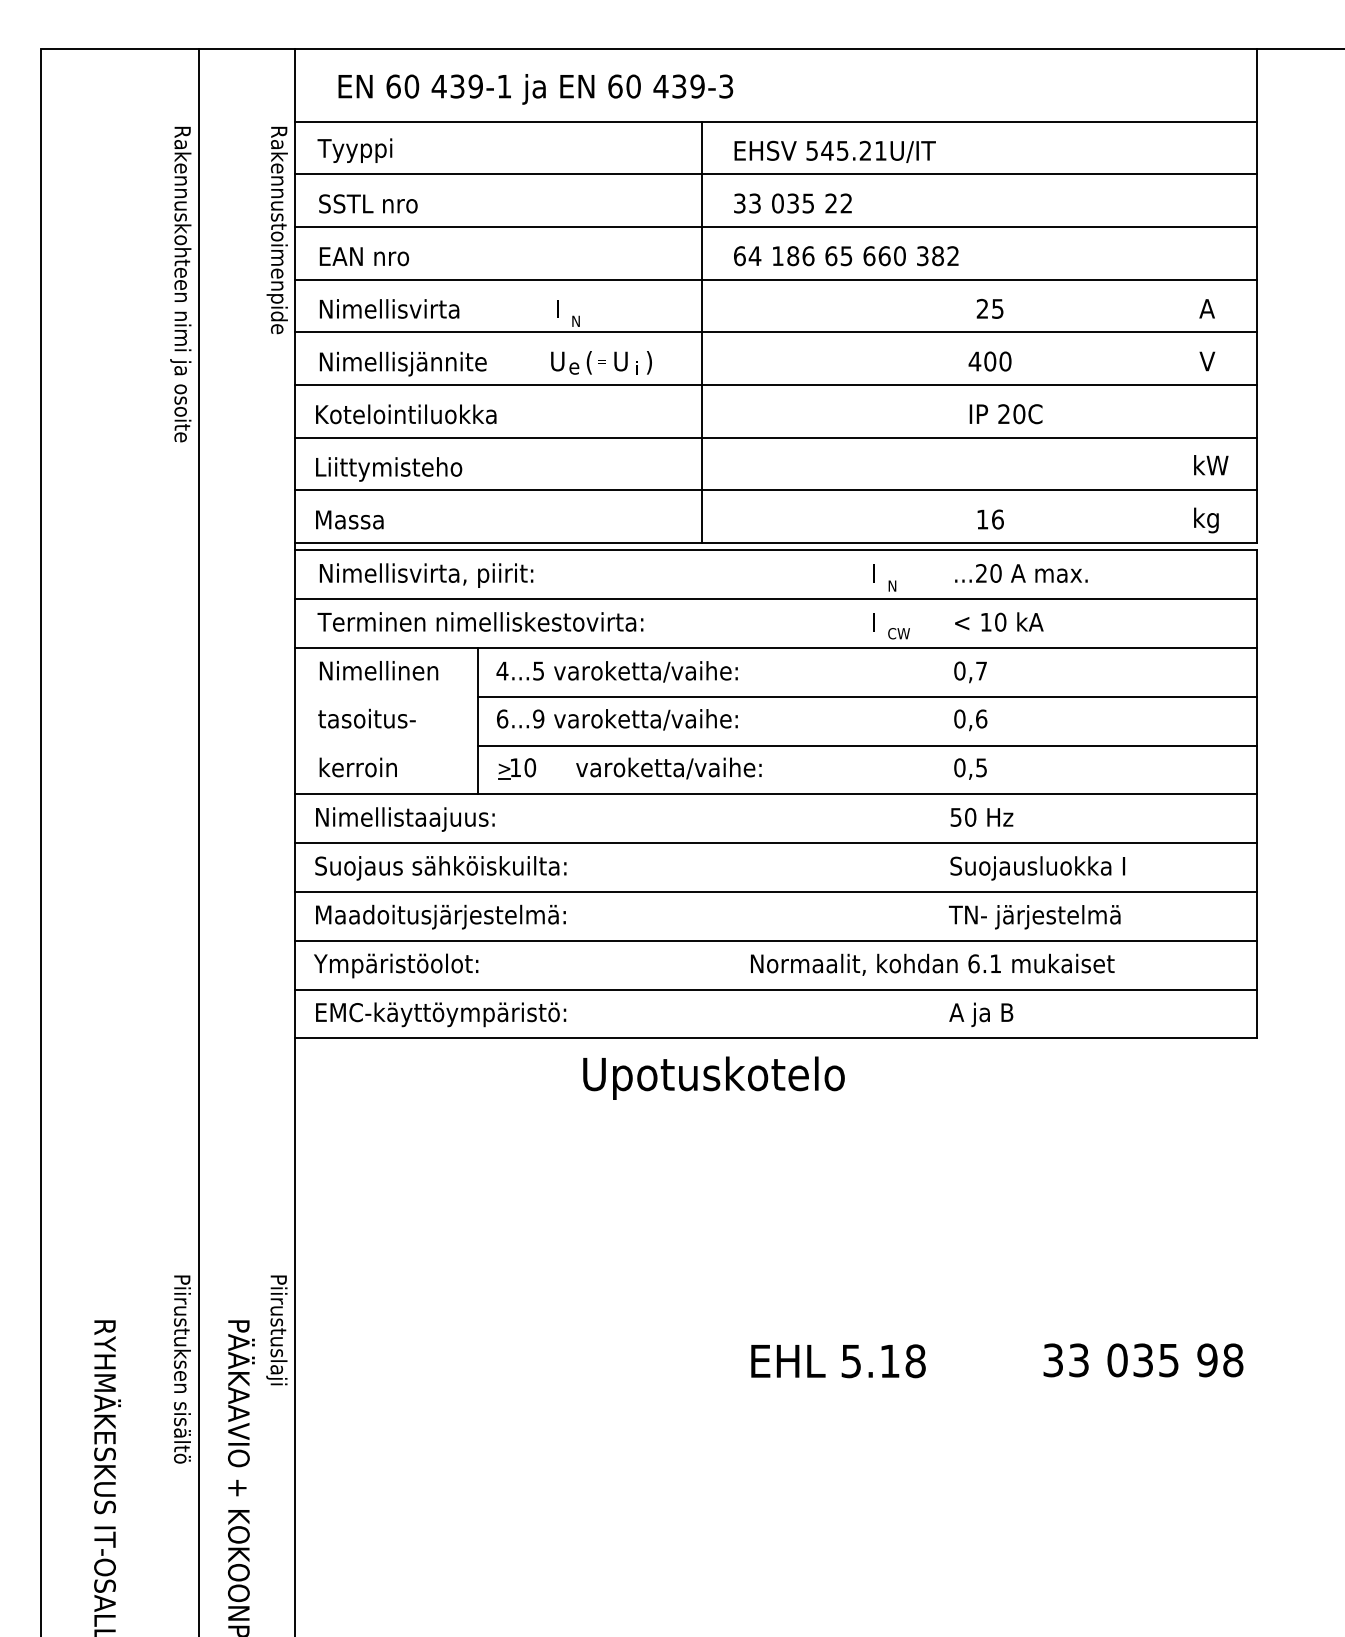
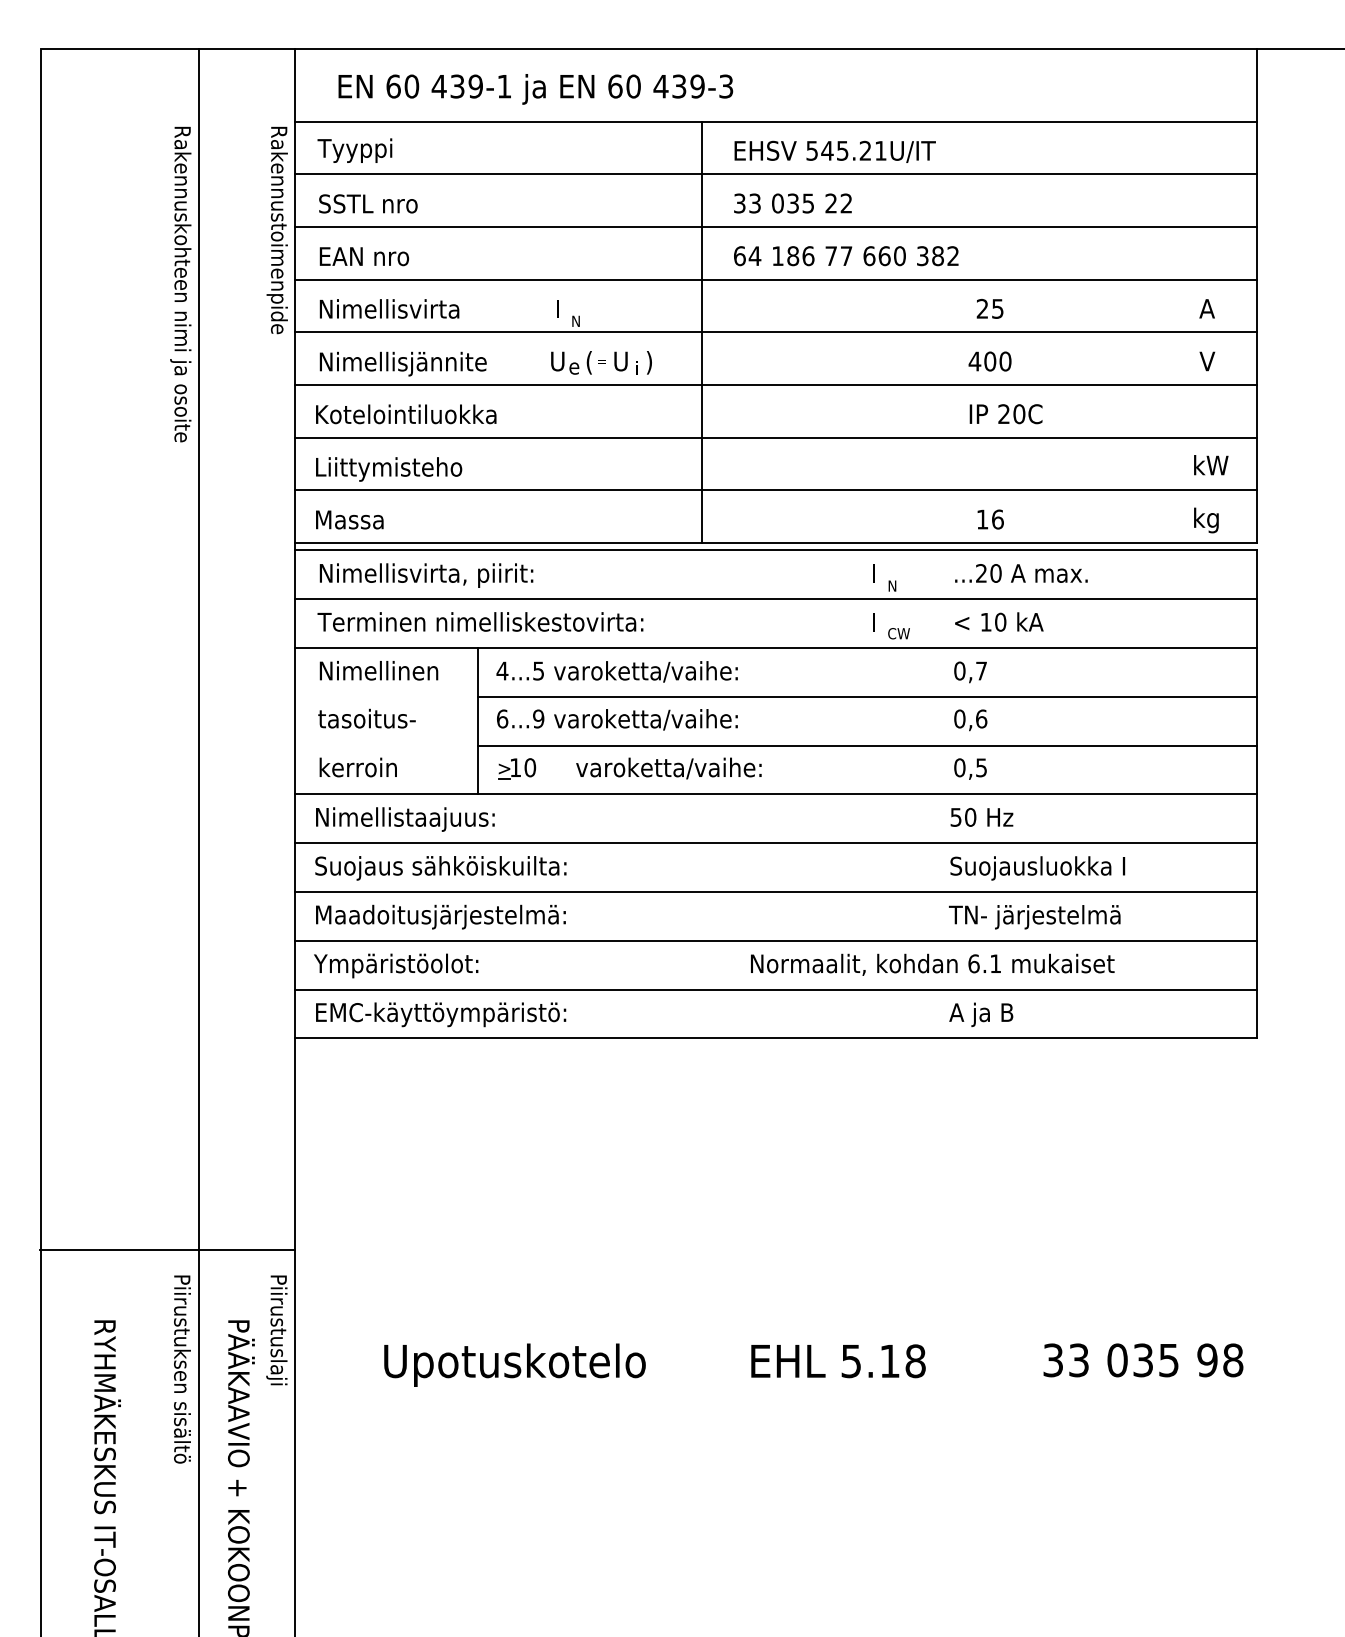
text: 65 -> 77 (838, 256)
text position: (713, 1077) -> (514, 1364) (514, 1364)
line: none -> present (167, 1249)
